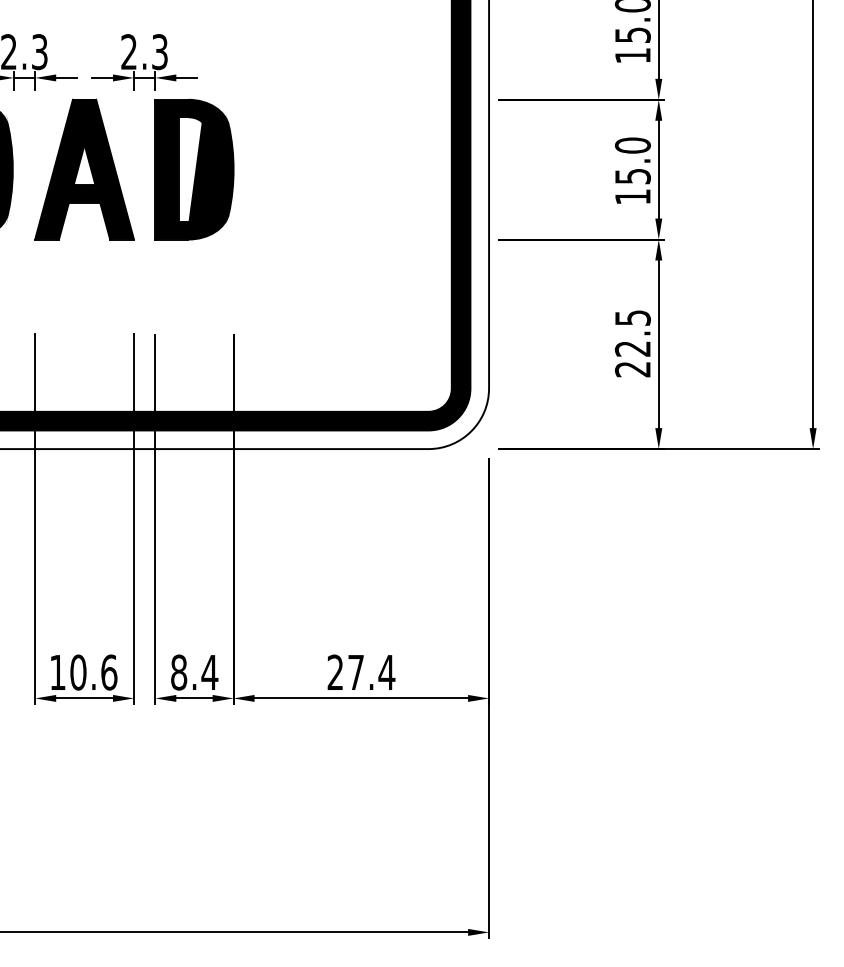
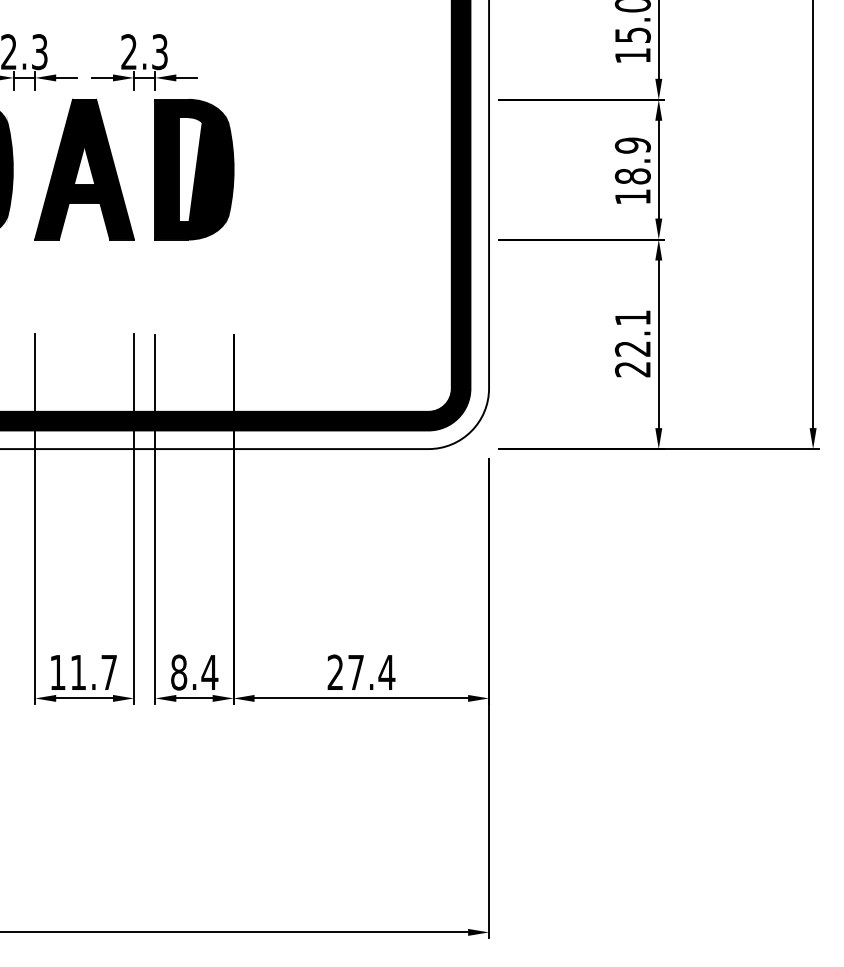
text: 15.0 -> 18.9 (632, 160)
text: 22.5 -> 22.1 (632, 317)
text: 10.6 -> 11.7 (93, 672)
